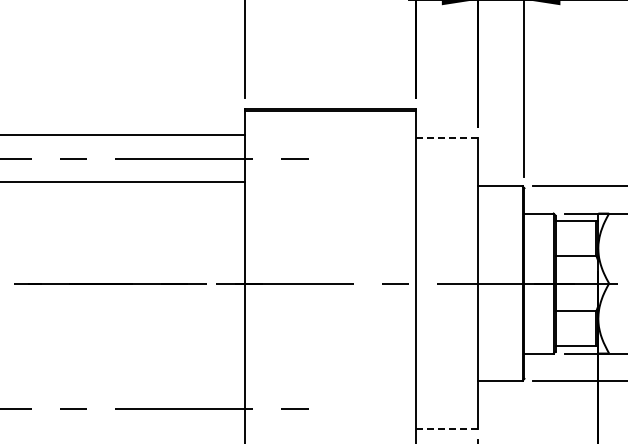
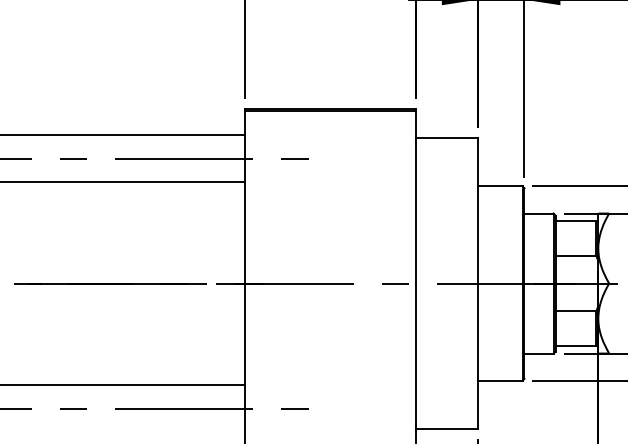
line: dashed -> solid (446, 137)
line: none -> present (123, 385)
line: dashed -> solid (447, 429)
